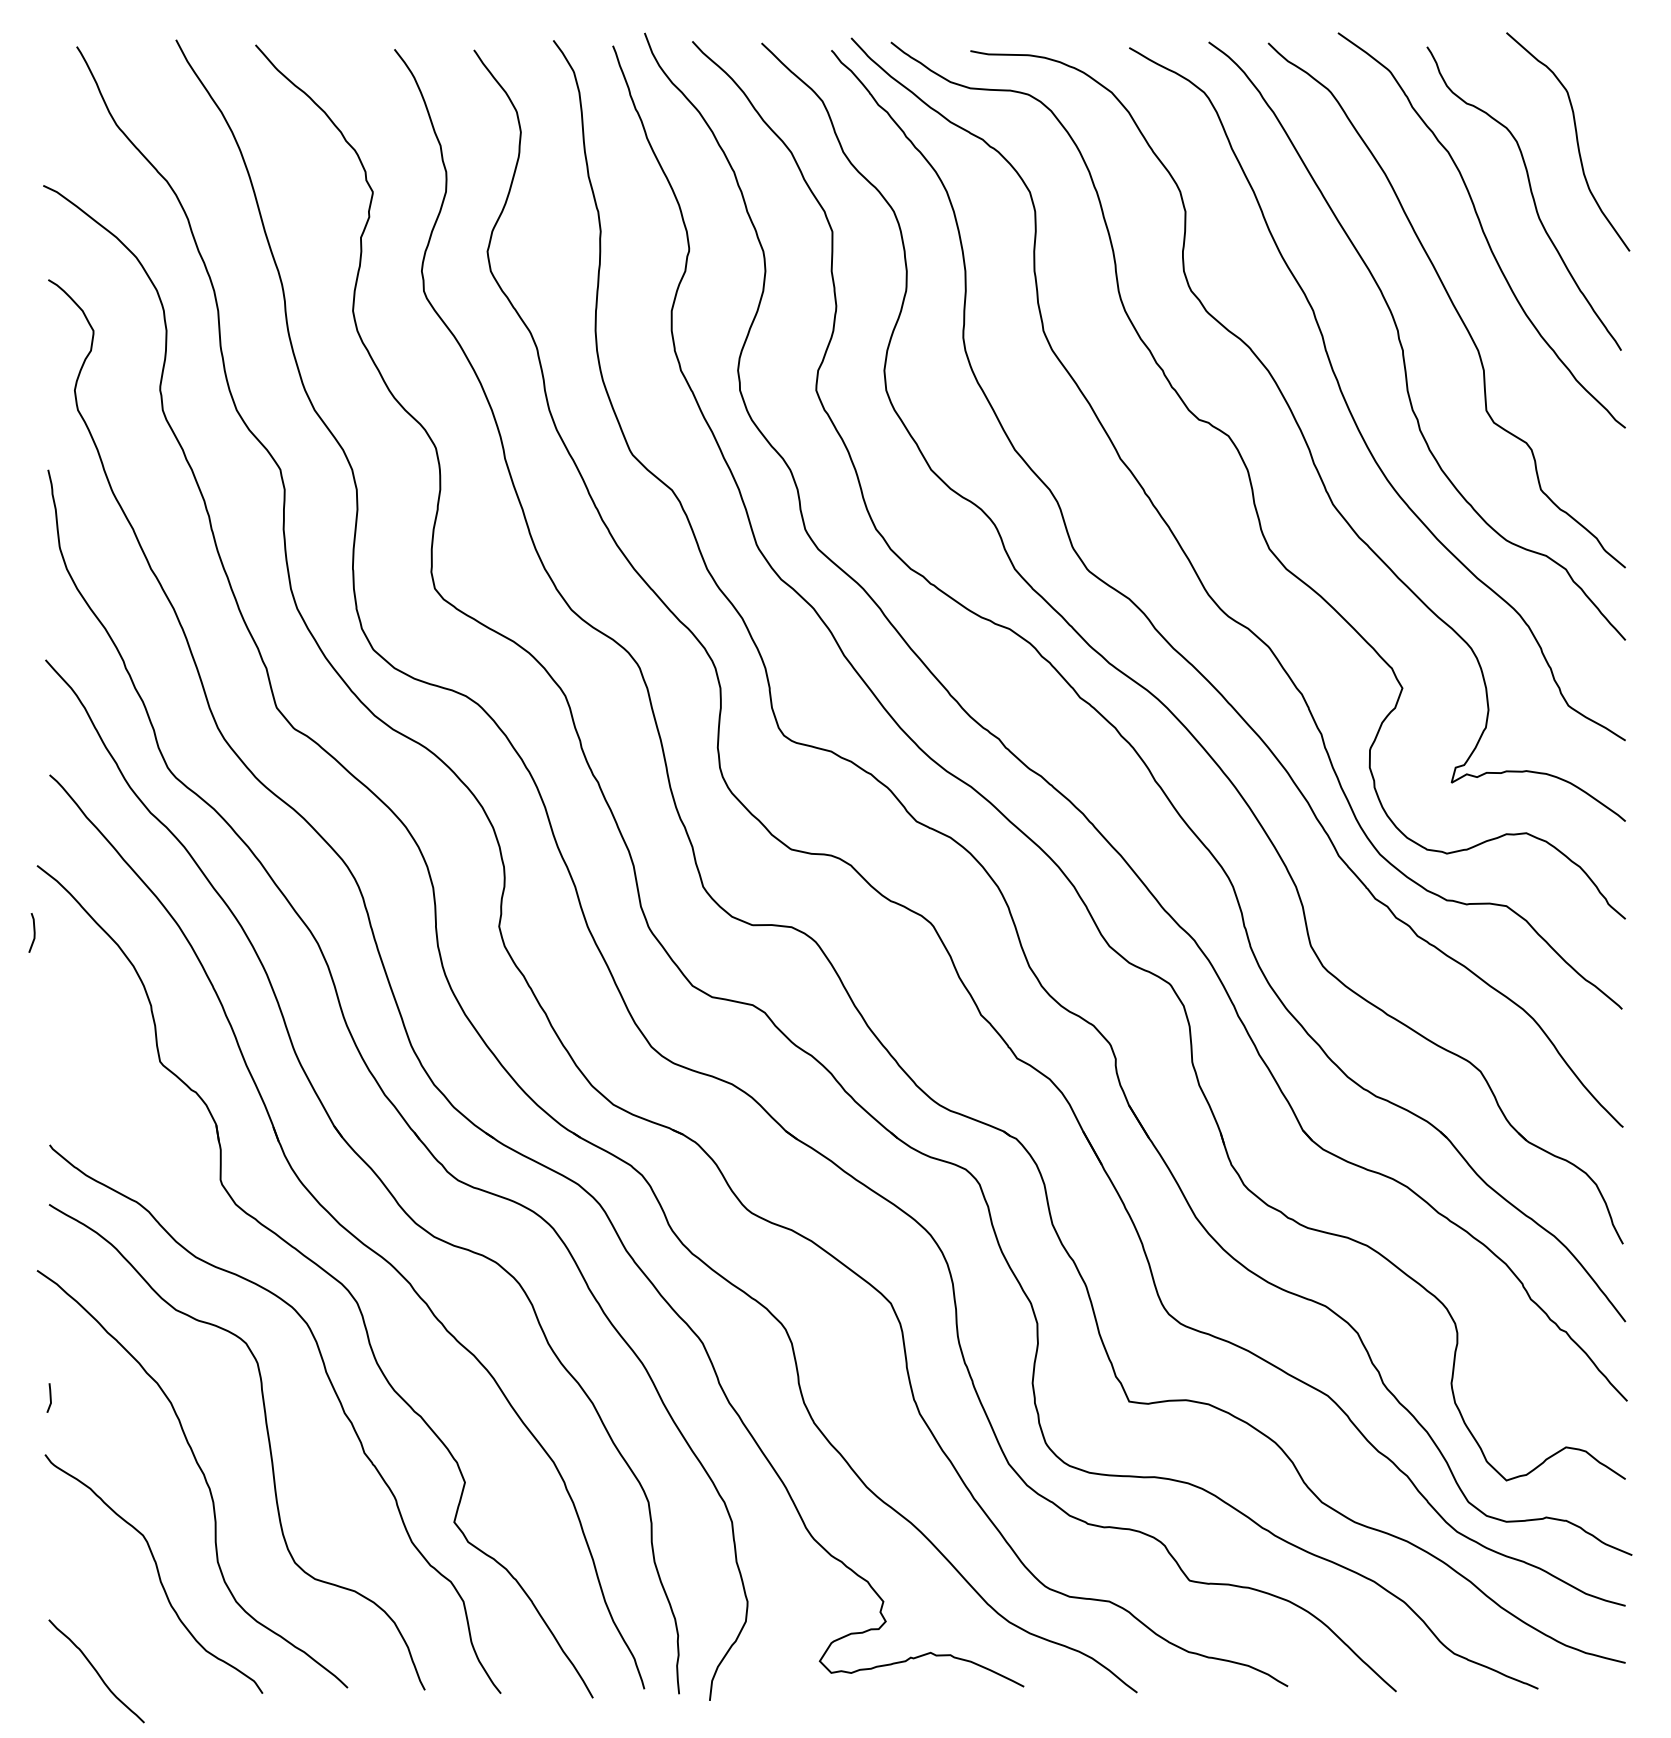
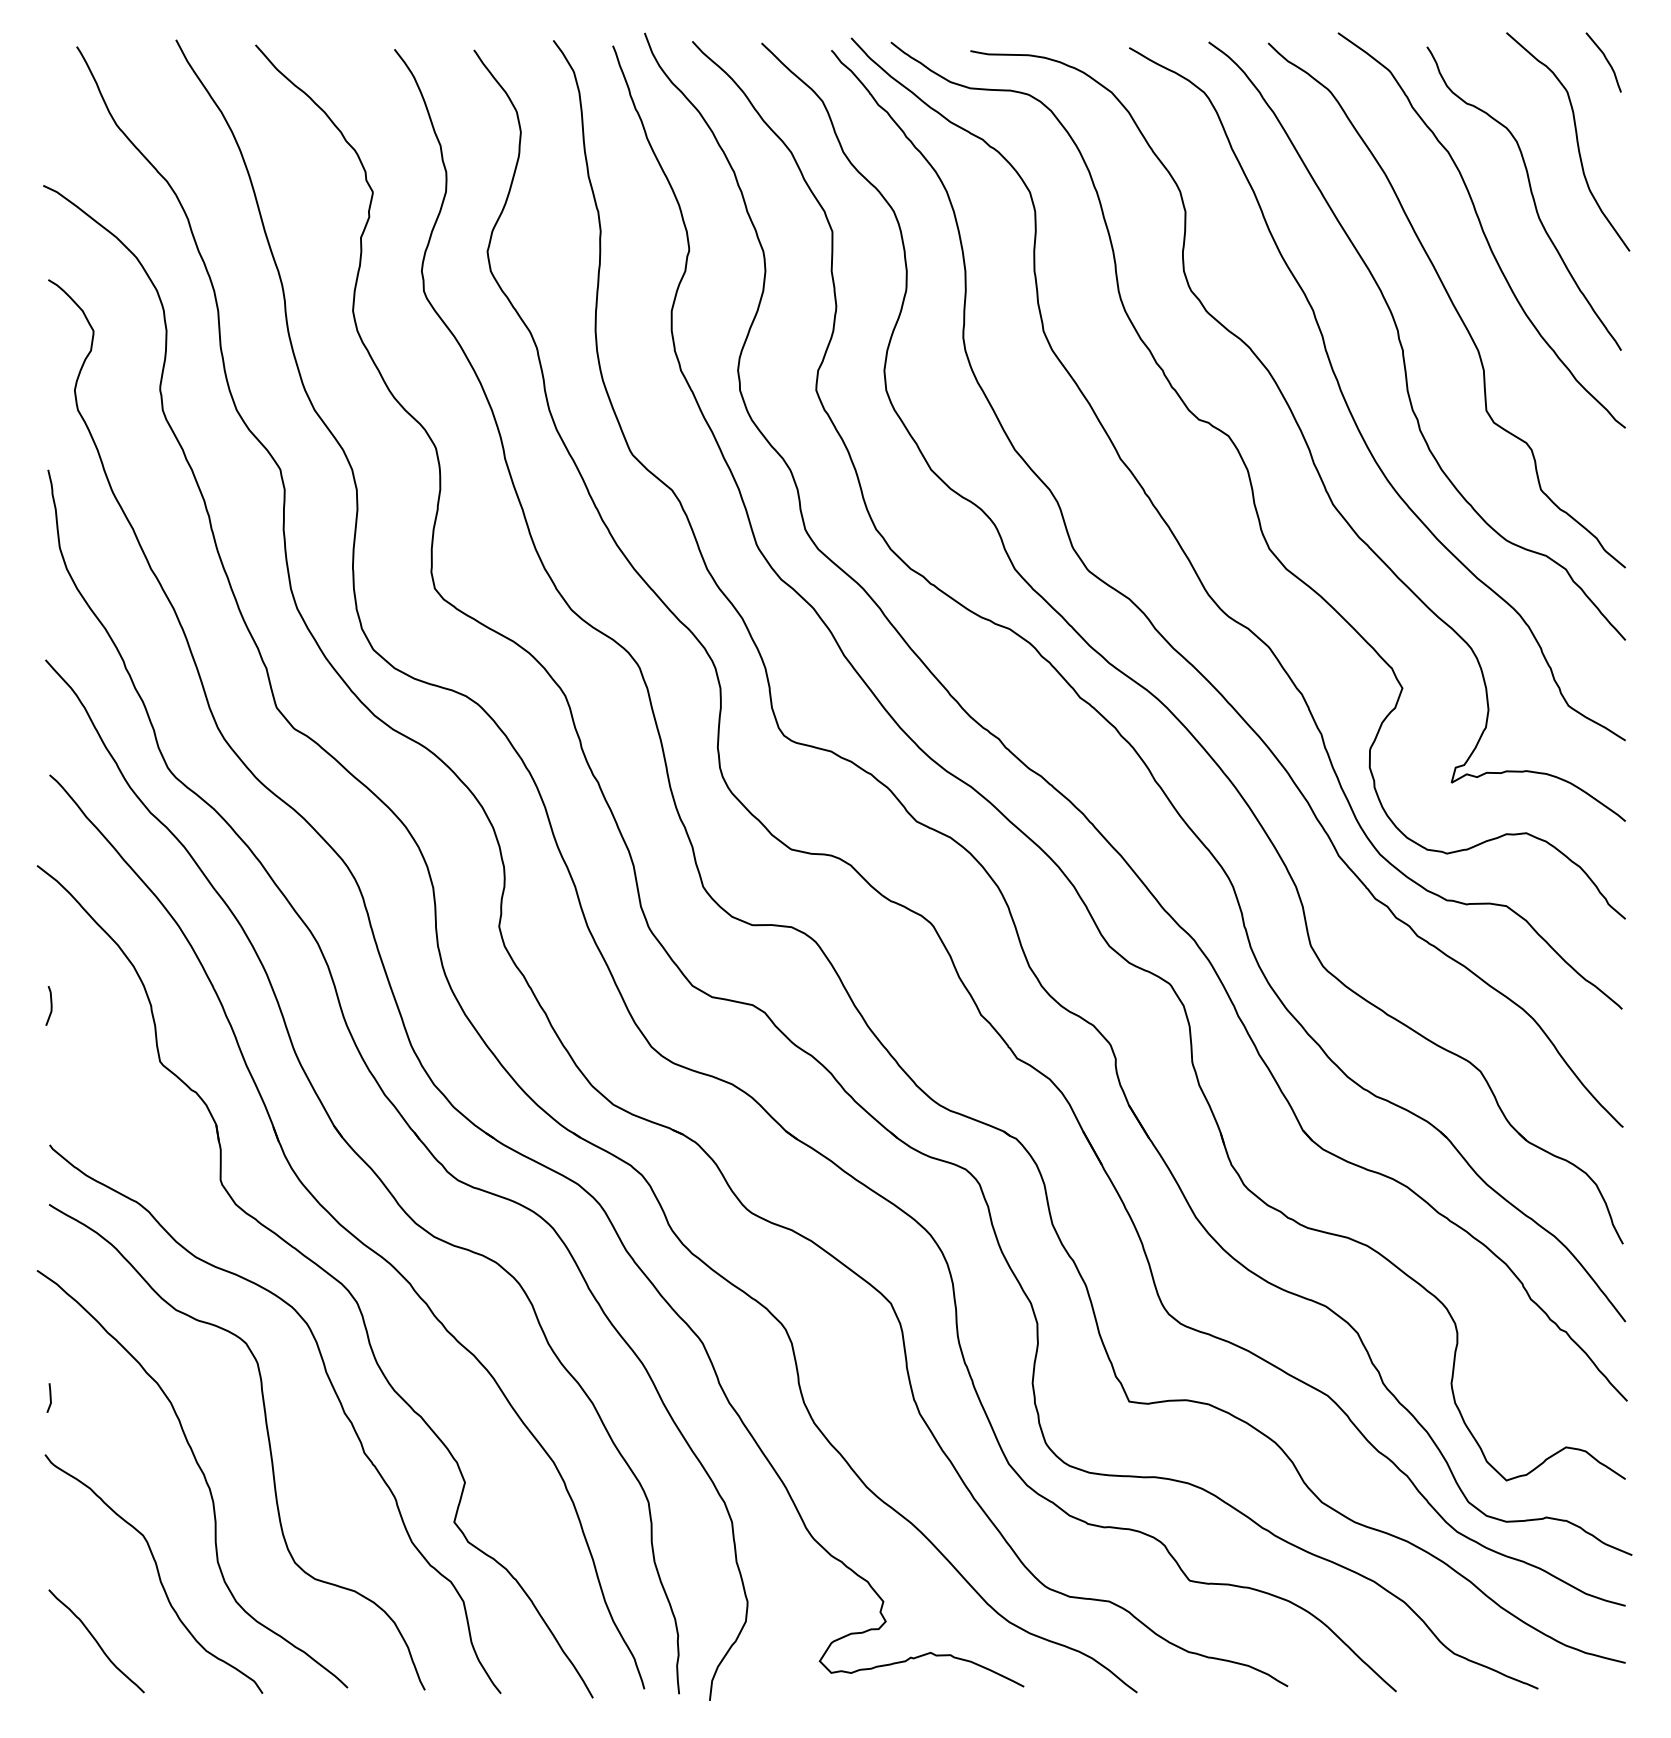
curve: none -> present (1606, 61)
line position: (33, 932) -> (50, 1005) (50, 1005)
curve position: (96, 1671) -> (96, 1641) (96, 1641)
